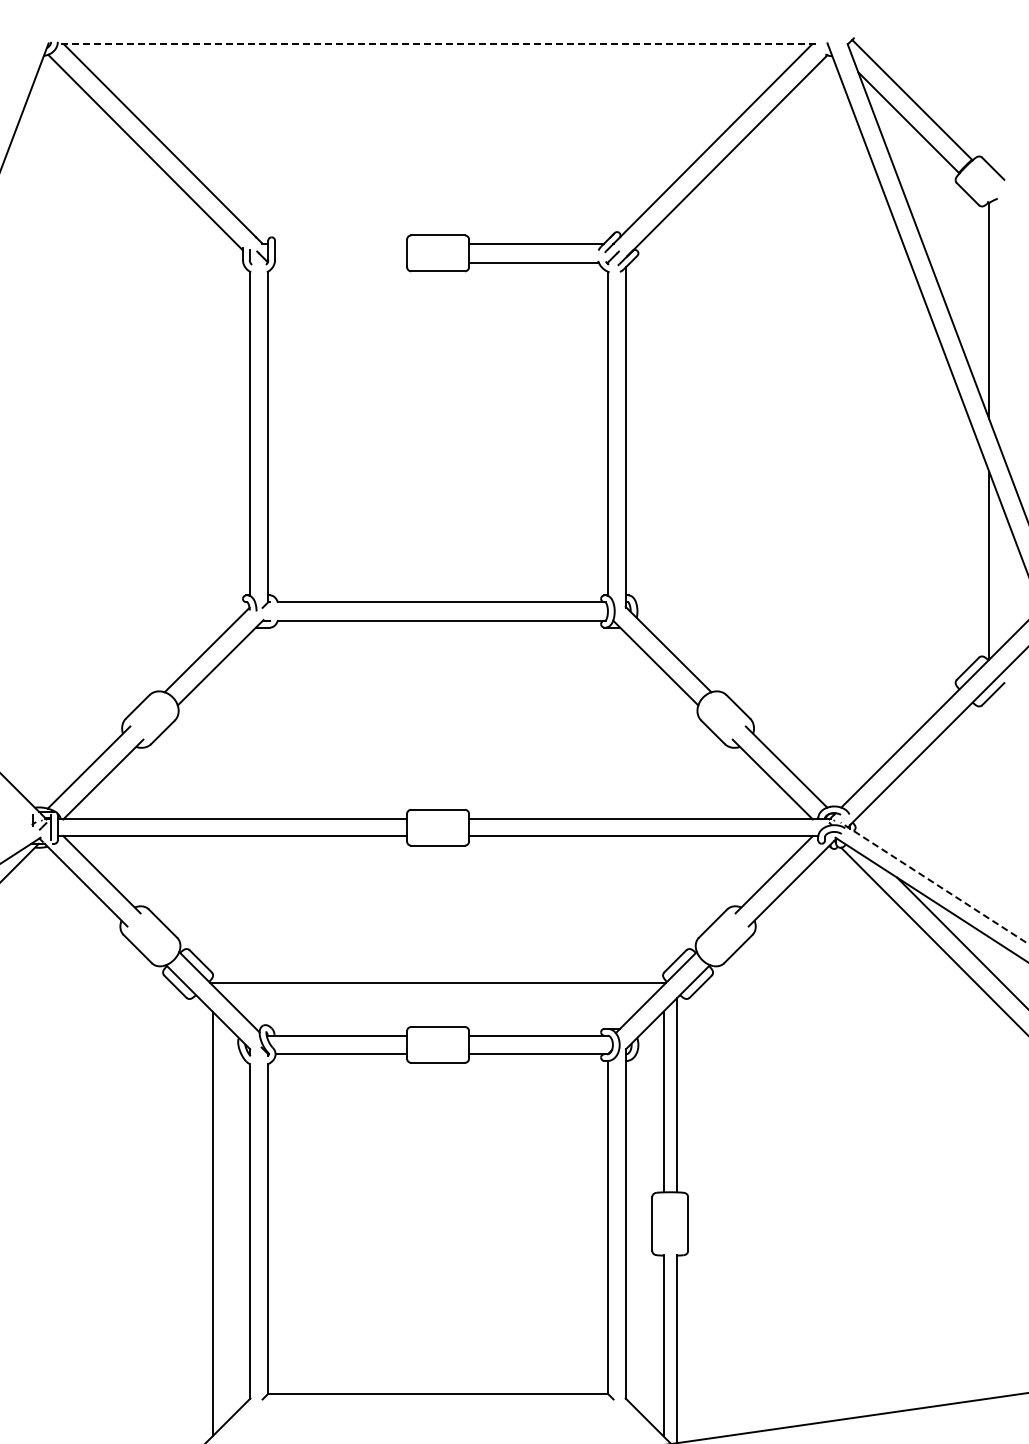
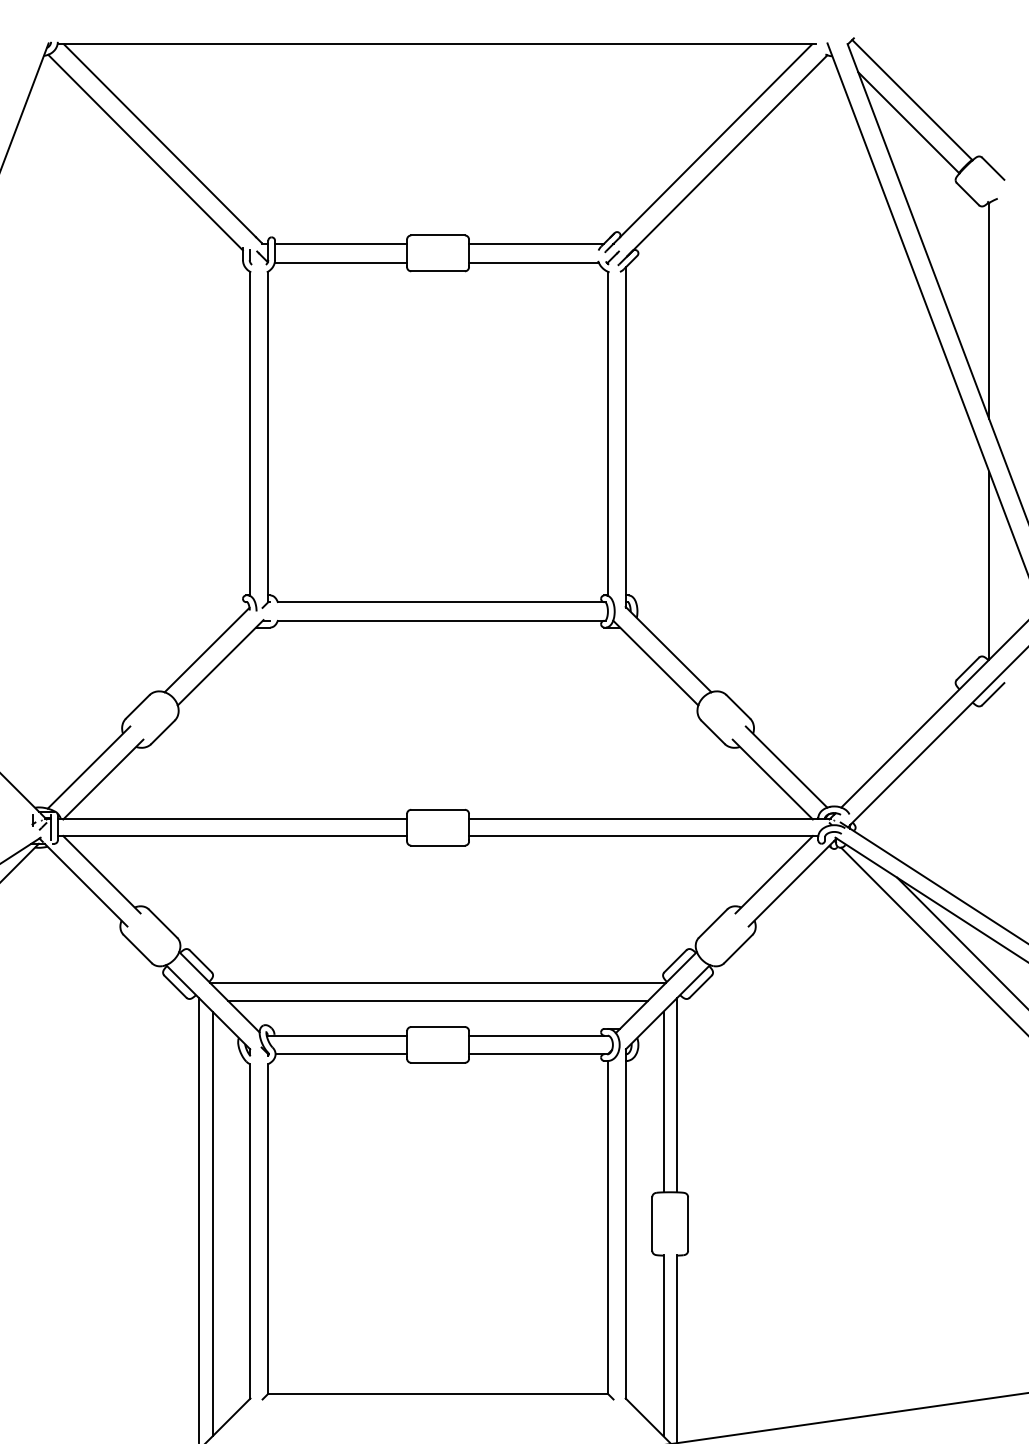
line: dashed -> solid (437, 44)
line: none -> present (341, 244)
line: none -> present (340, 262)
line: dashed -> solid (934, 883)
line: none -> present (437, 1001)
line: none -> present (199, 1219)
